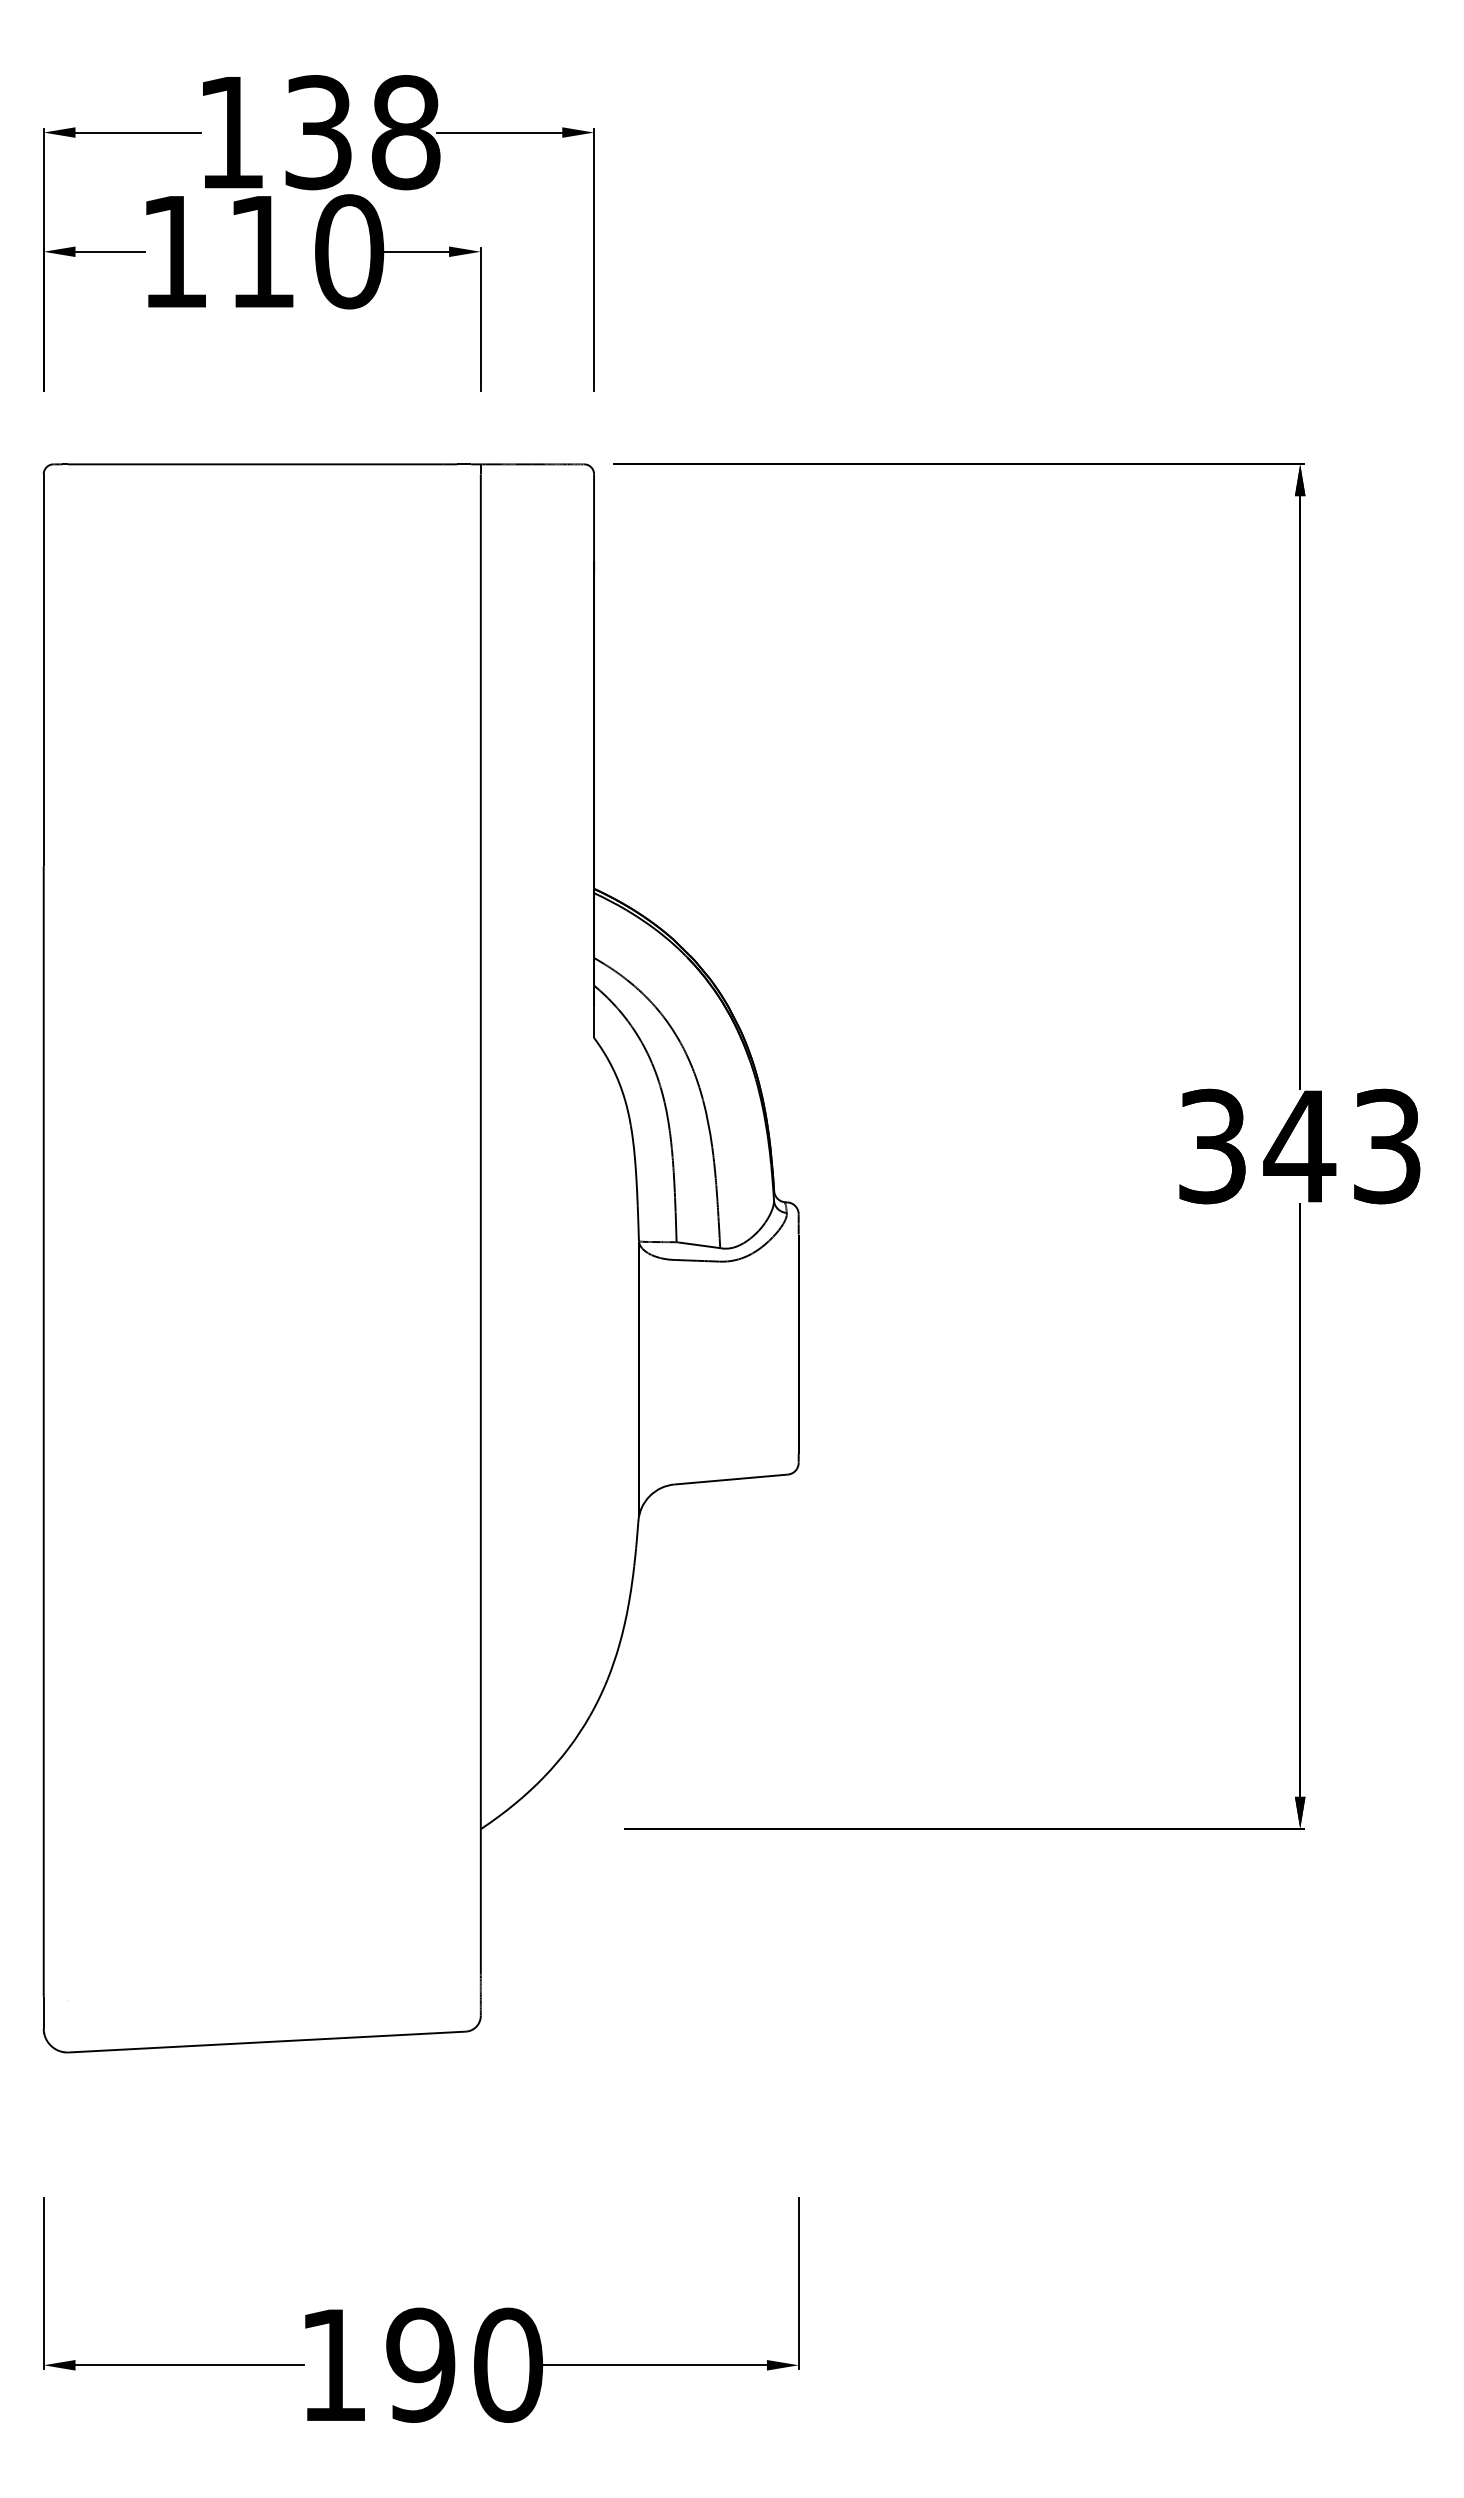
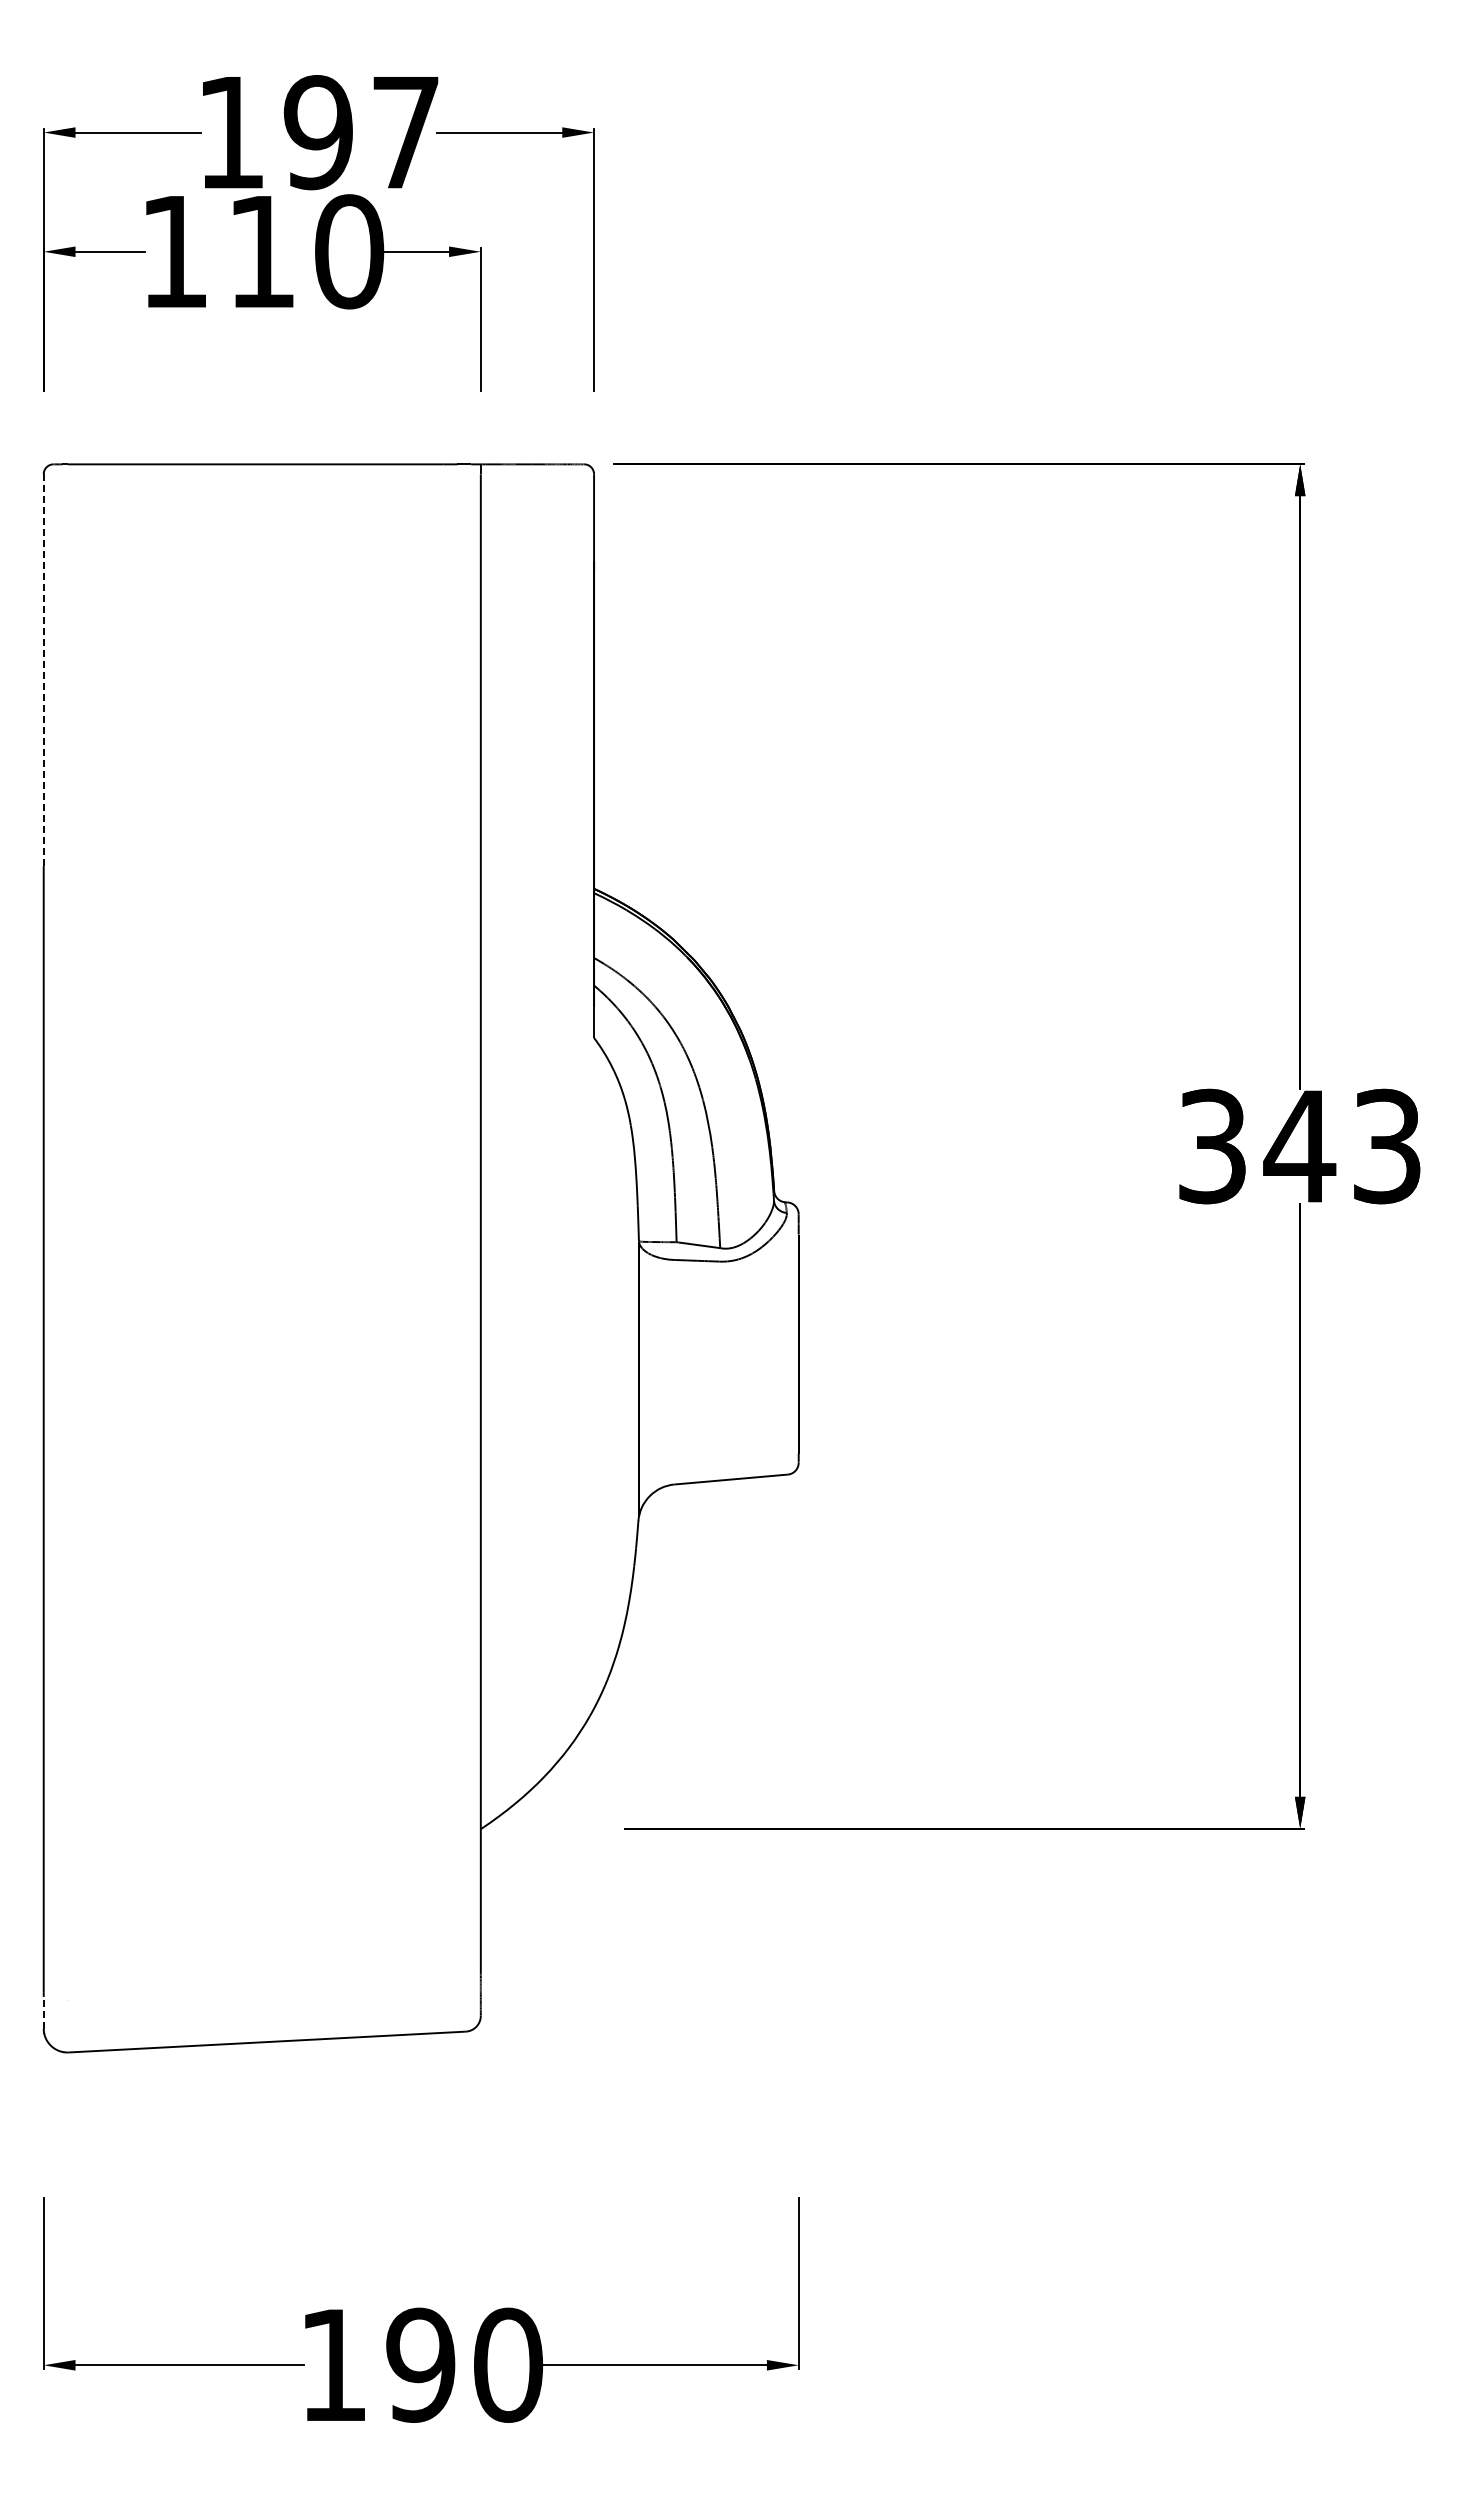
text: 138 -> 197 (361, 132)
line: solid -> dashed (43, 670)
line: solid -> dashed (43, 2012)
